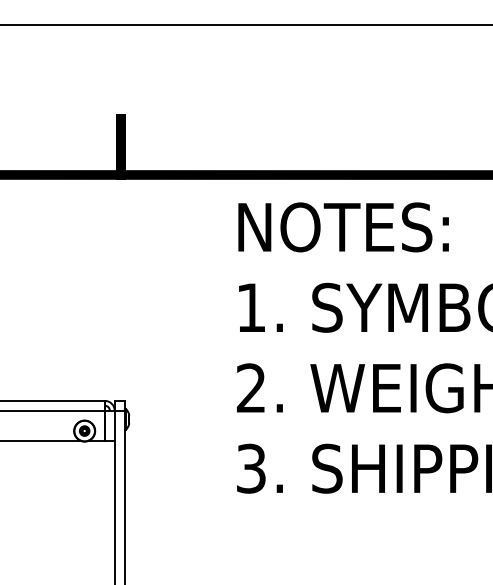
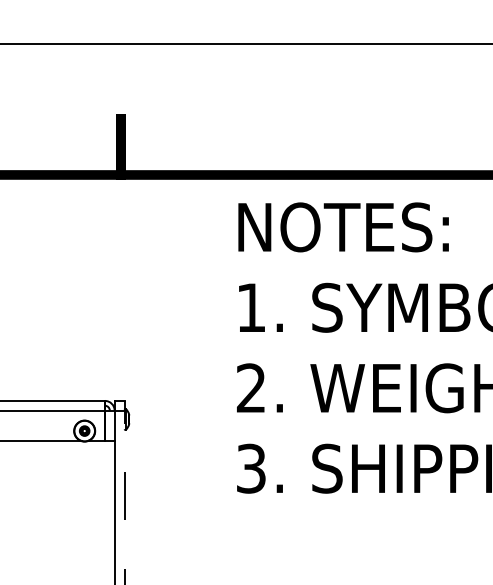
line position: (245, 24) -> (245, 43) (245, 43)
line: solid -> dashed (124, 492)
